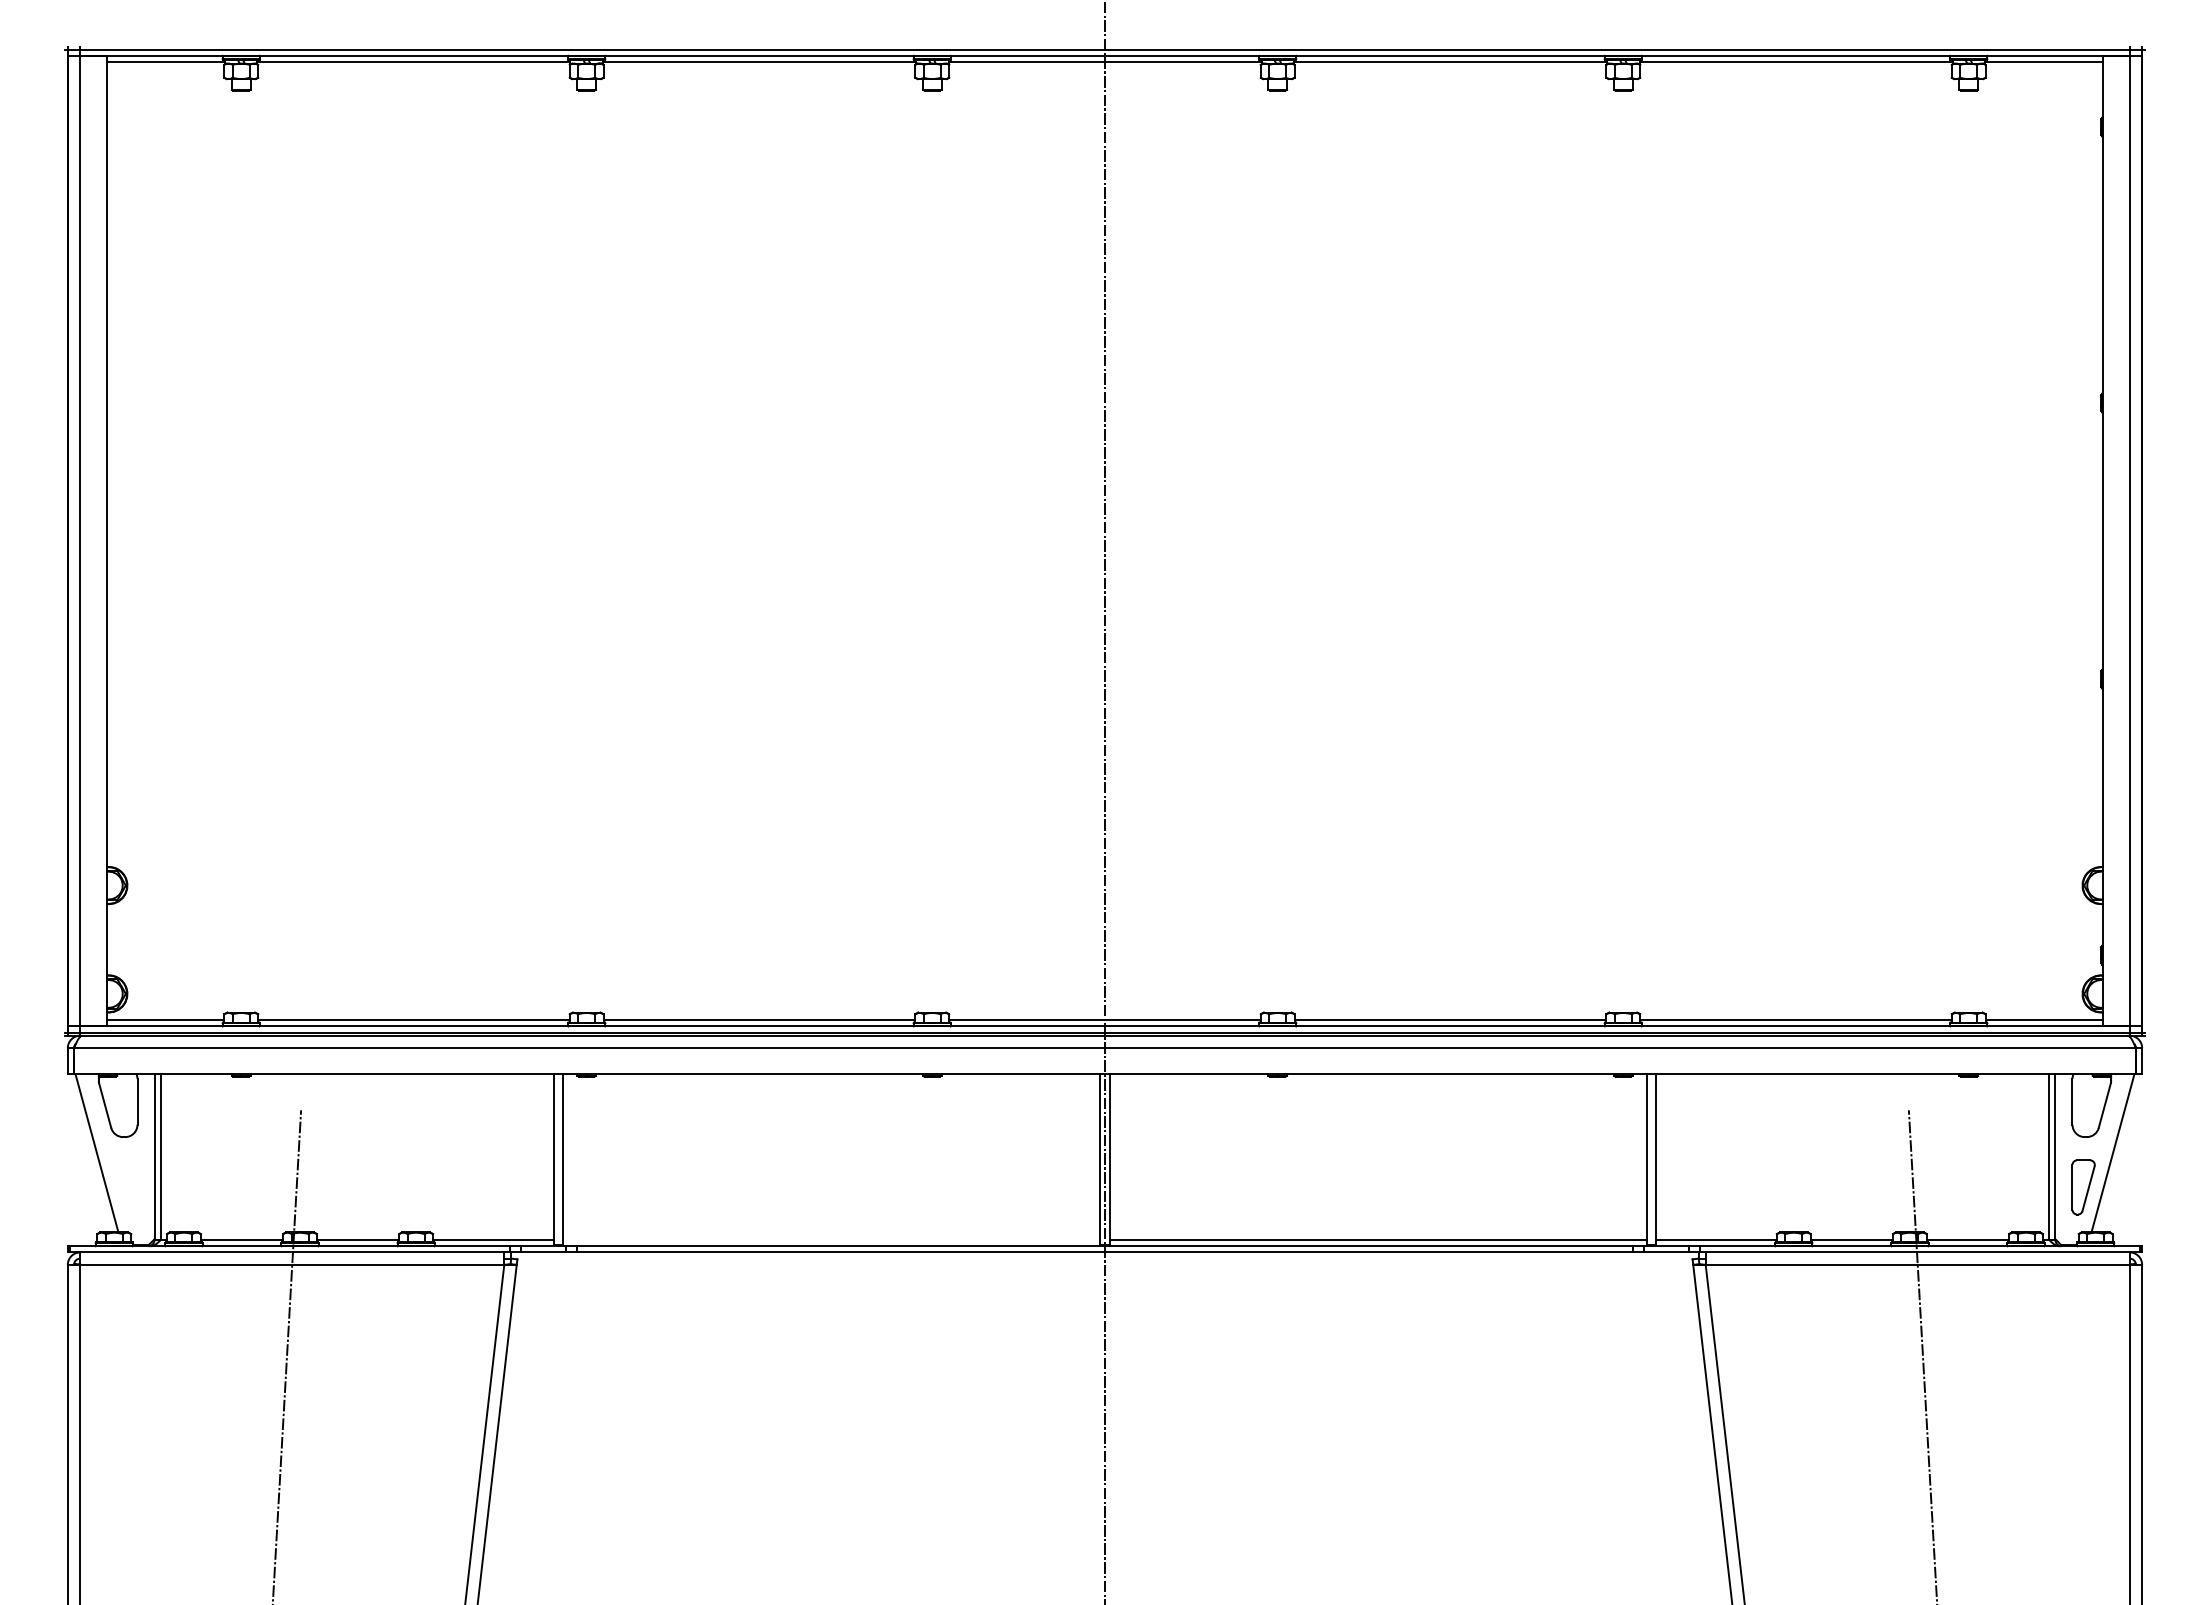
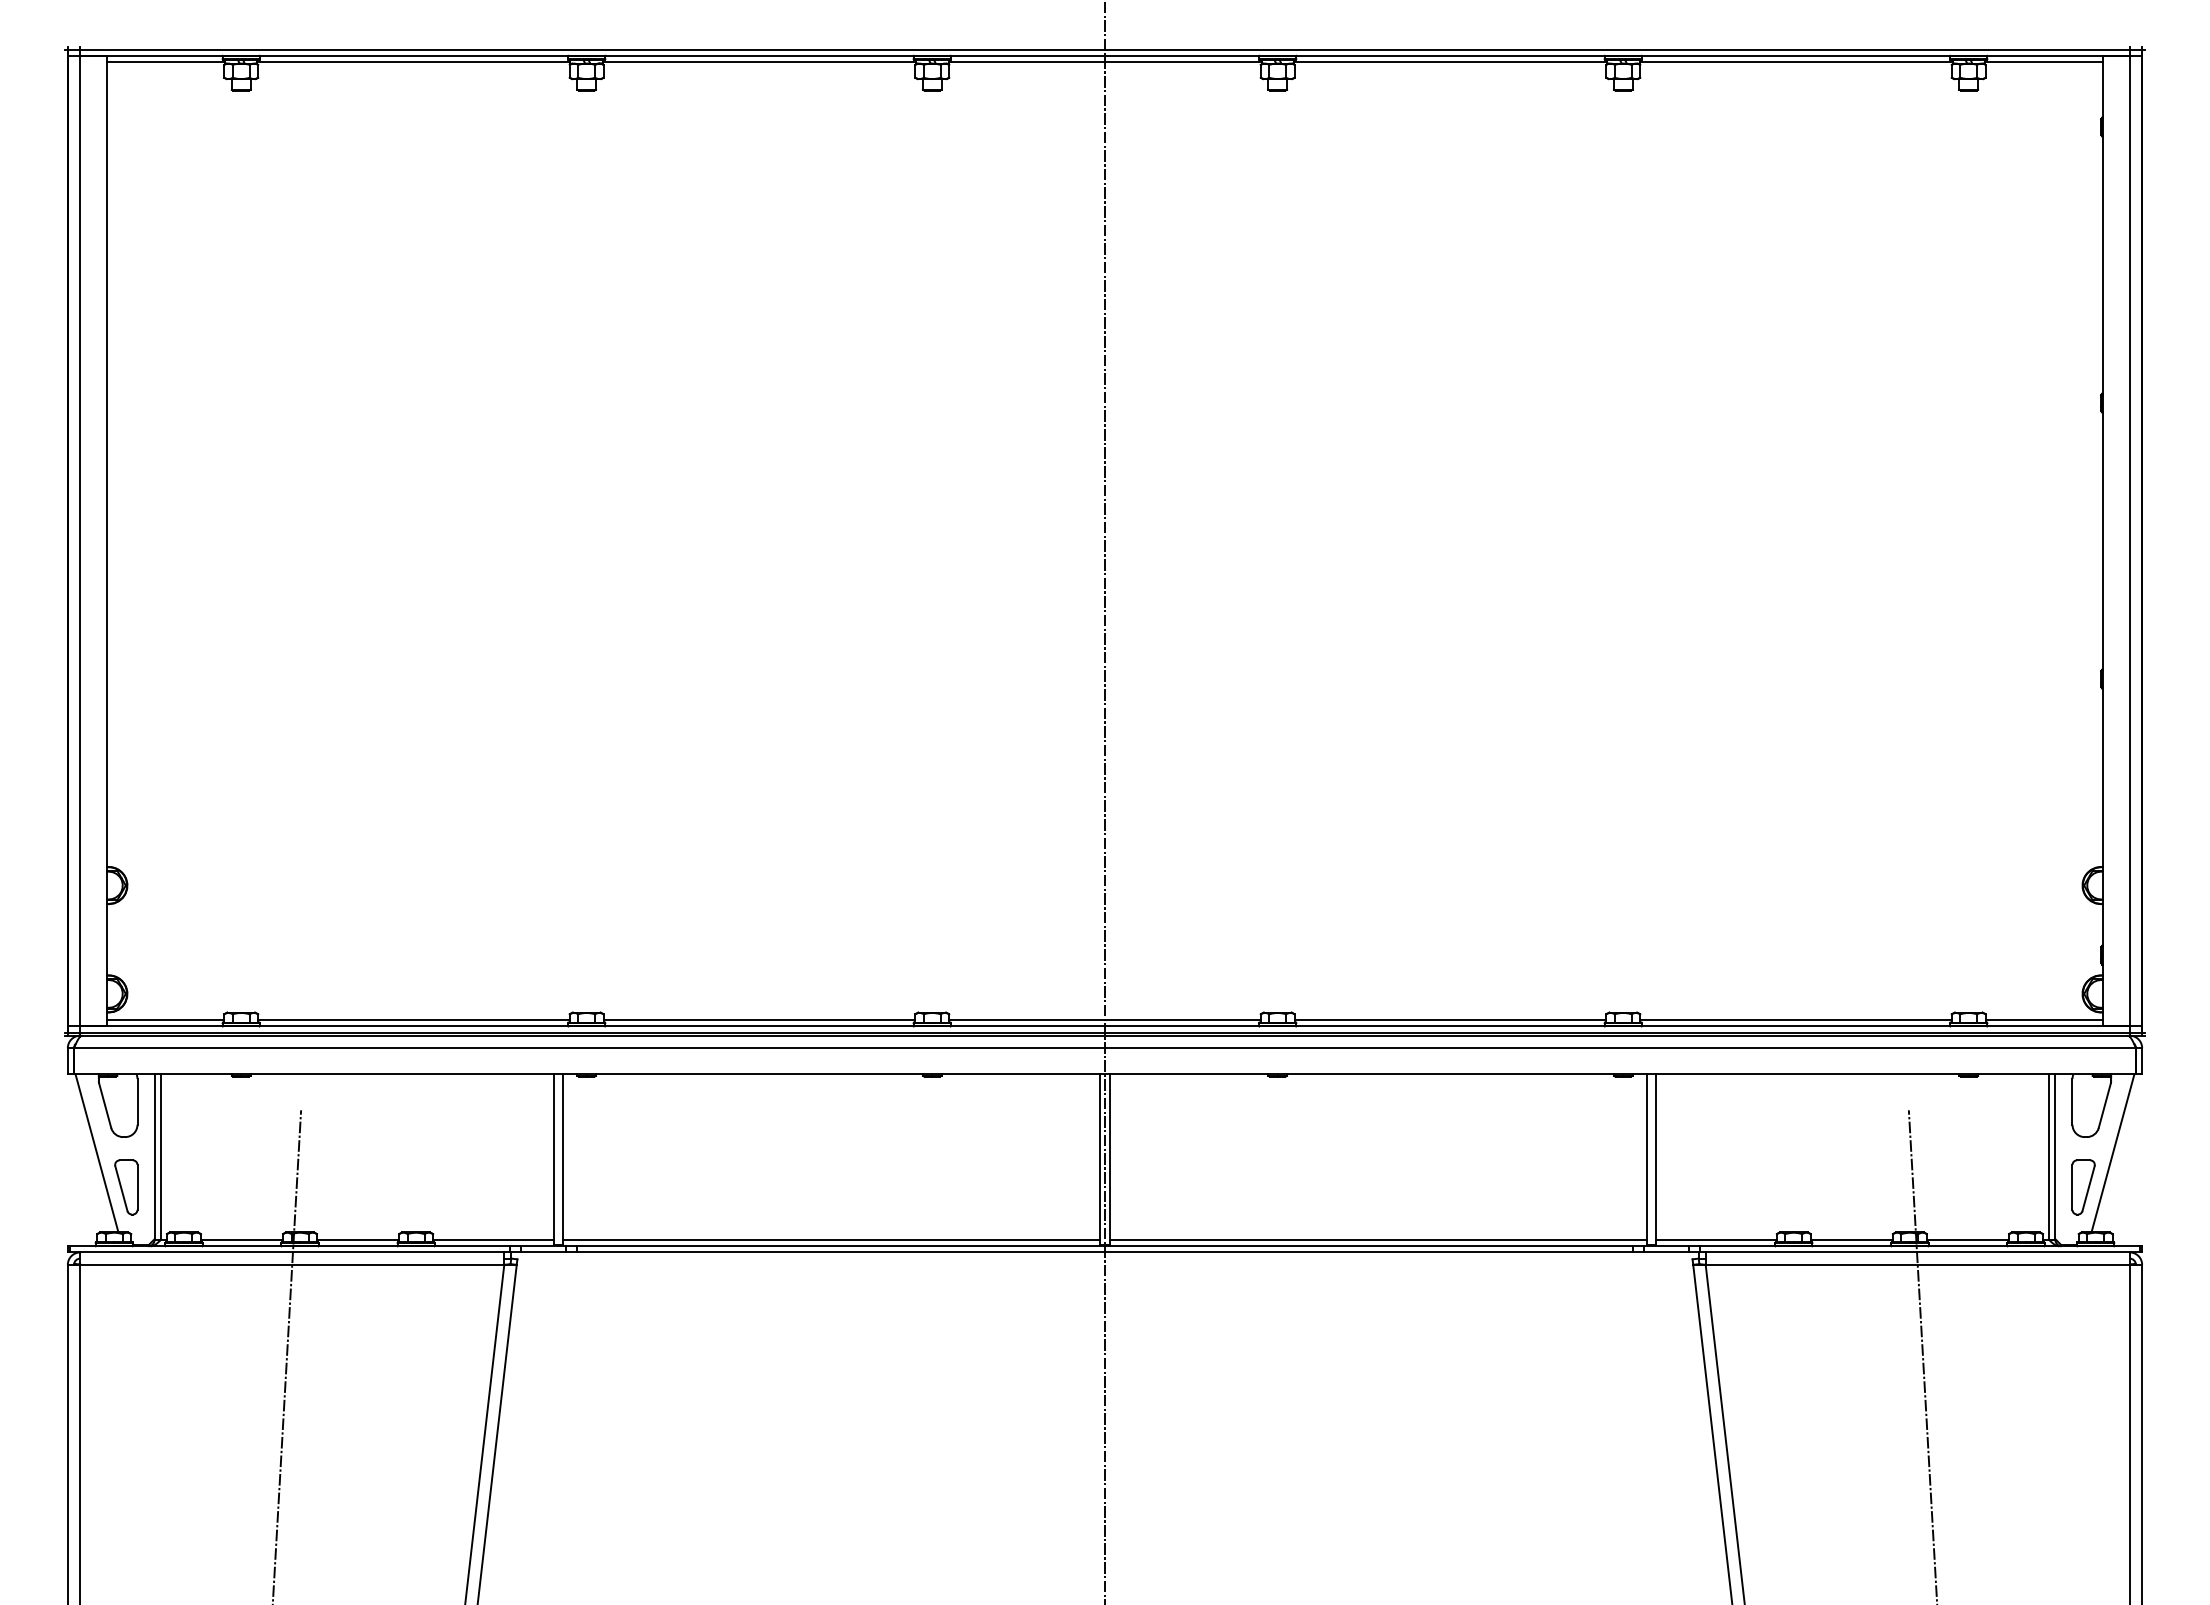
part: none -> present (126, 1187)
line: none -> present (831, 1240)
